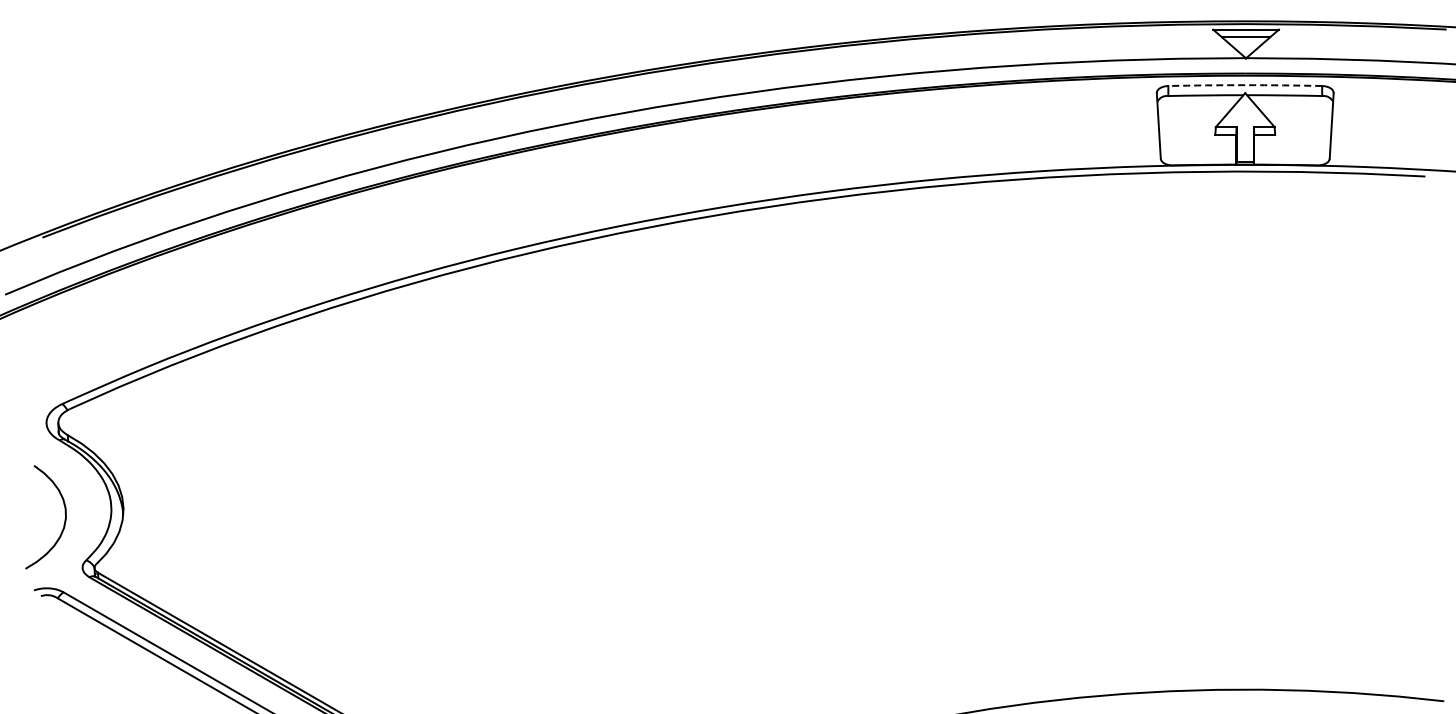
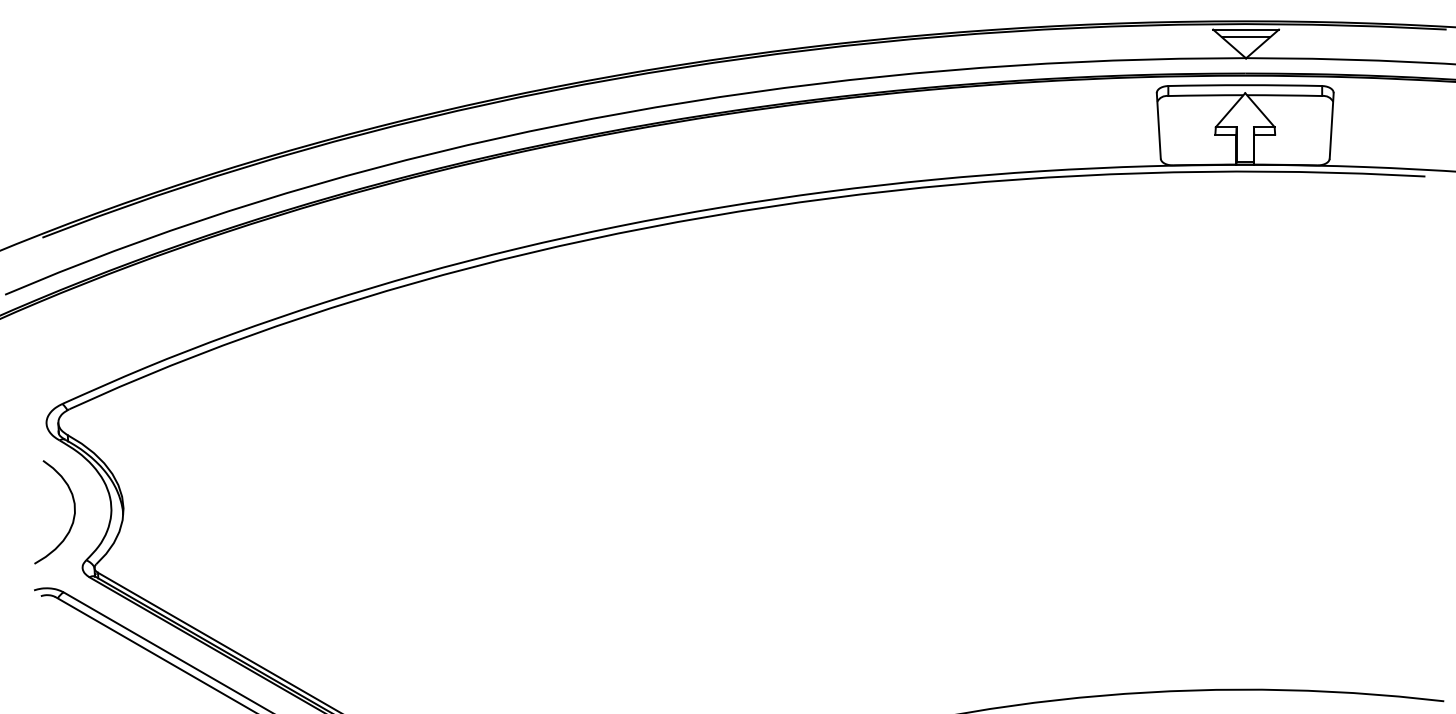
arc: dashed -> solid (1245, 85)
curve position: (64, 519) -> (73, 514) (73, 514)
